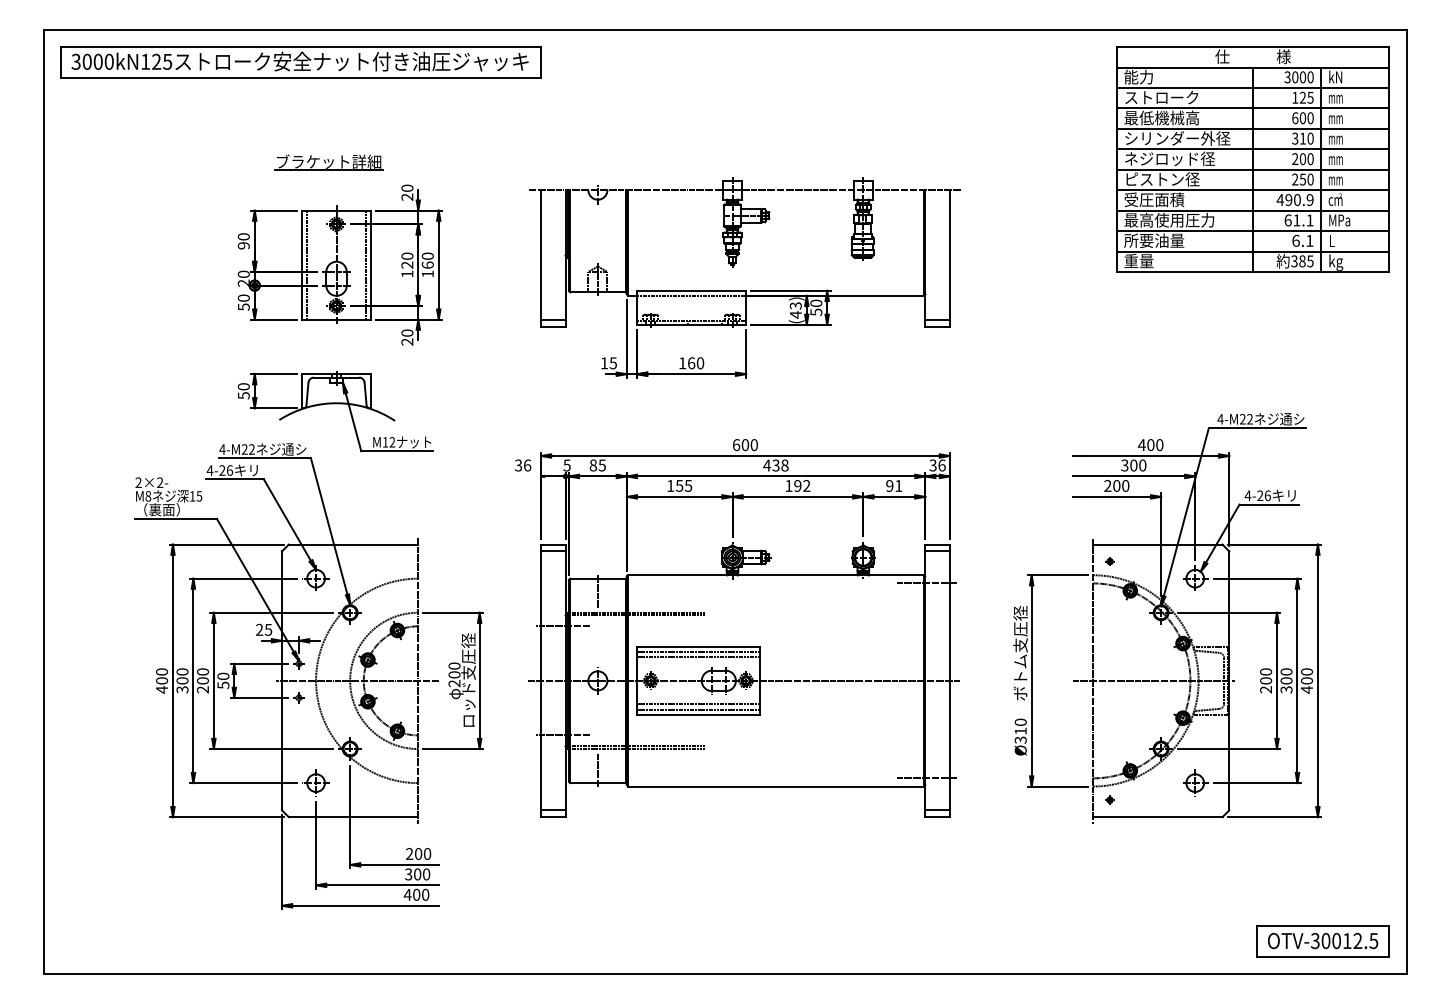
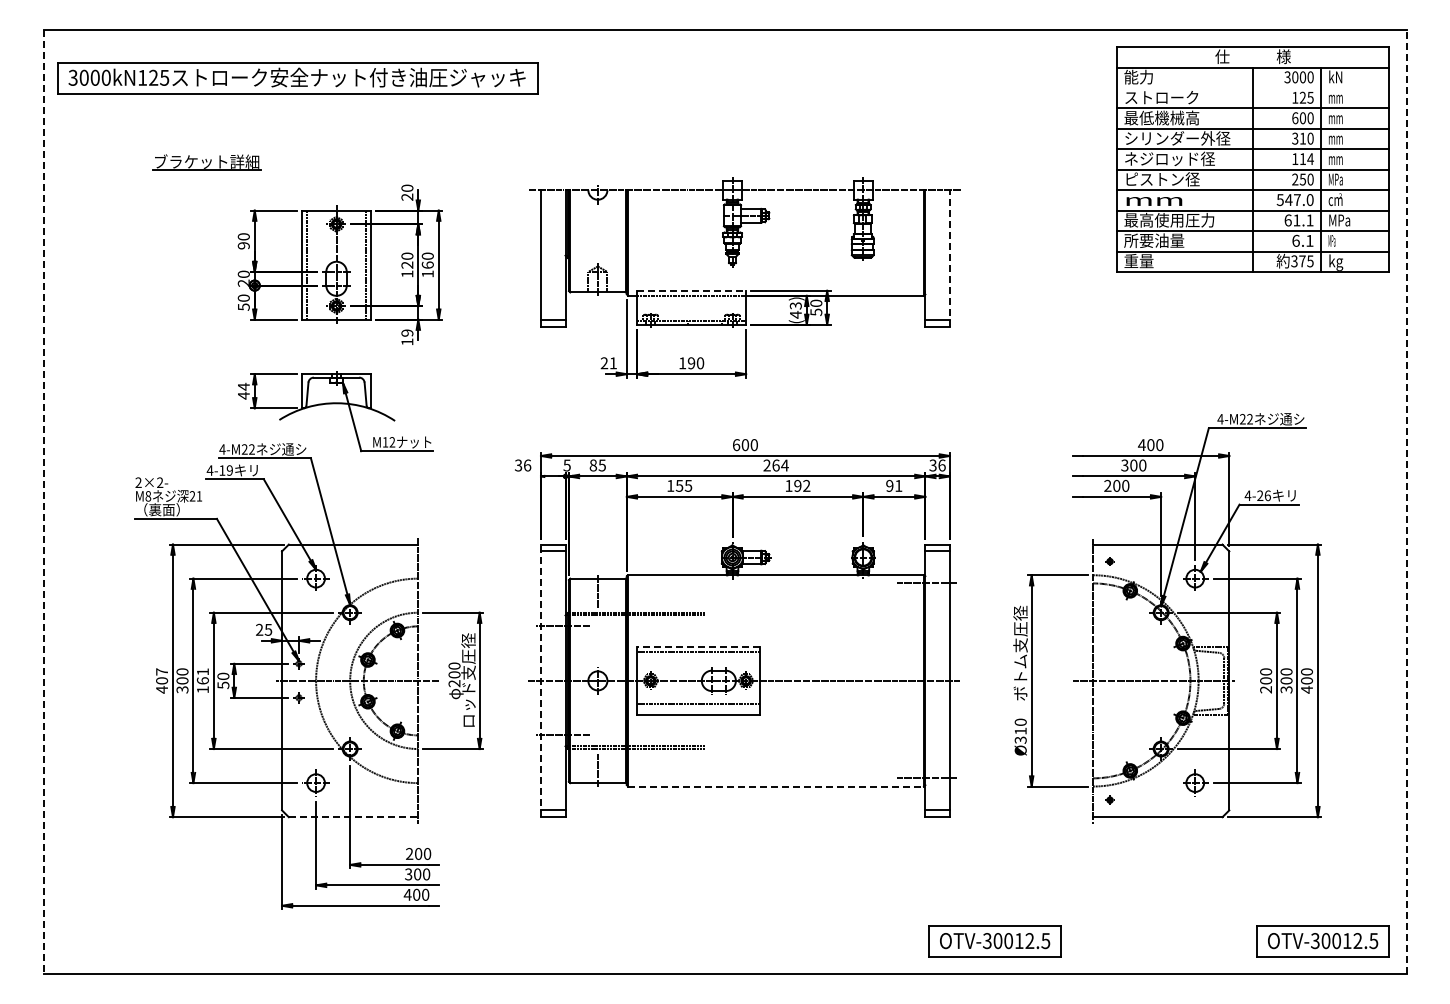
part position: (300, 62) -> (297, 78) (297, 78)
line: present -> none (1252, 87)
text: 200 -> 114 (1302, 159)
part position: (328, 162) -> (206, 162) (206, 162)
text: mm -> MPa (1335, 179)
text: 受圧面積 -> mm (1154, 199)
text: 490.9 -> 547.0 (1294, 200)
text: L -> MPa (1331, 240)
line: solid -> dashed (949, 257)
text: 385 -> 375 (1302, 261)
line: solid -> dashed (691, 290)
text: 20 -> 19 (407, 337)
text: 15 -> 21 (608, 363)
text: 160 -> 190 (691, 363)
text: 50 -> 44 (243, 390)
text: 438 -> 264 (775, 465)
text: 4-26 -> 4-19 (226, 470)
text: 15 -> 21 (195, 496)
line: solid -> dashed (43, 502)
line: solid -> dashed (1406, 502)
line: solid -> dashed (697, 646)
line: present -> none (698, 657)
text: 400 -> 407 (162, 671)
text: 200 -> 161 (202, 680)
line: solid -> dashed (540, 680)
line: present -> none (698, 709)
line: solid -> dashed (776, 786)
line: solid -> dashed (353, 817)
part: none -> present (994, 941)
